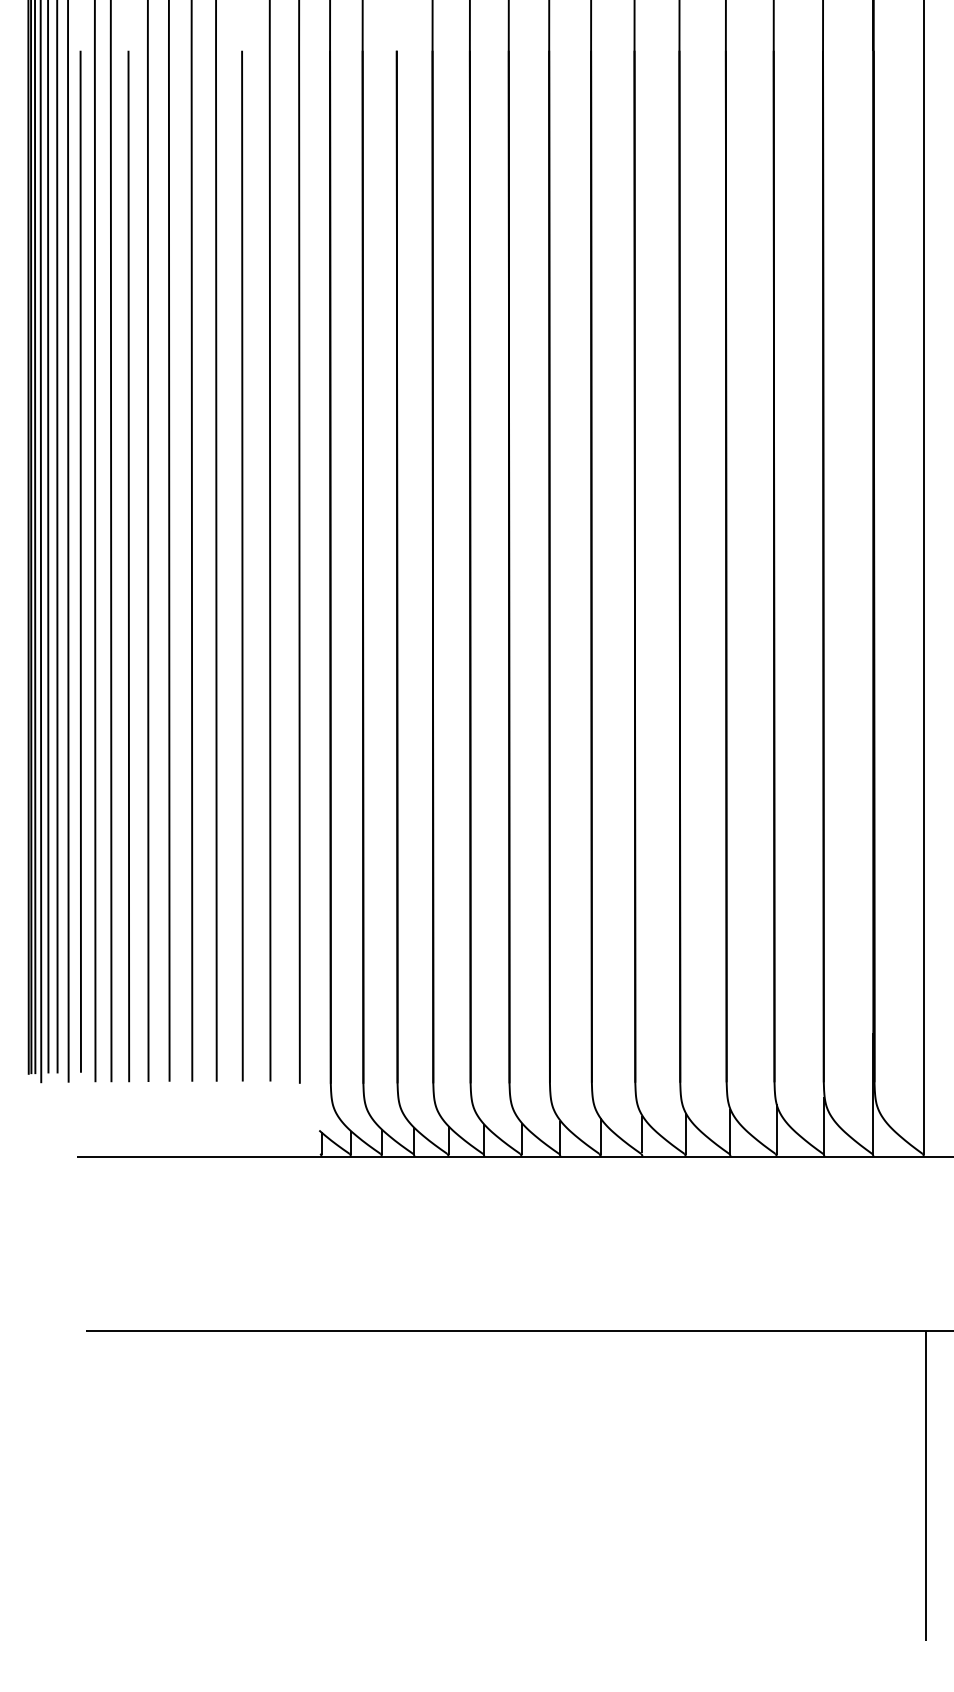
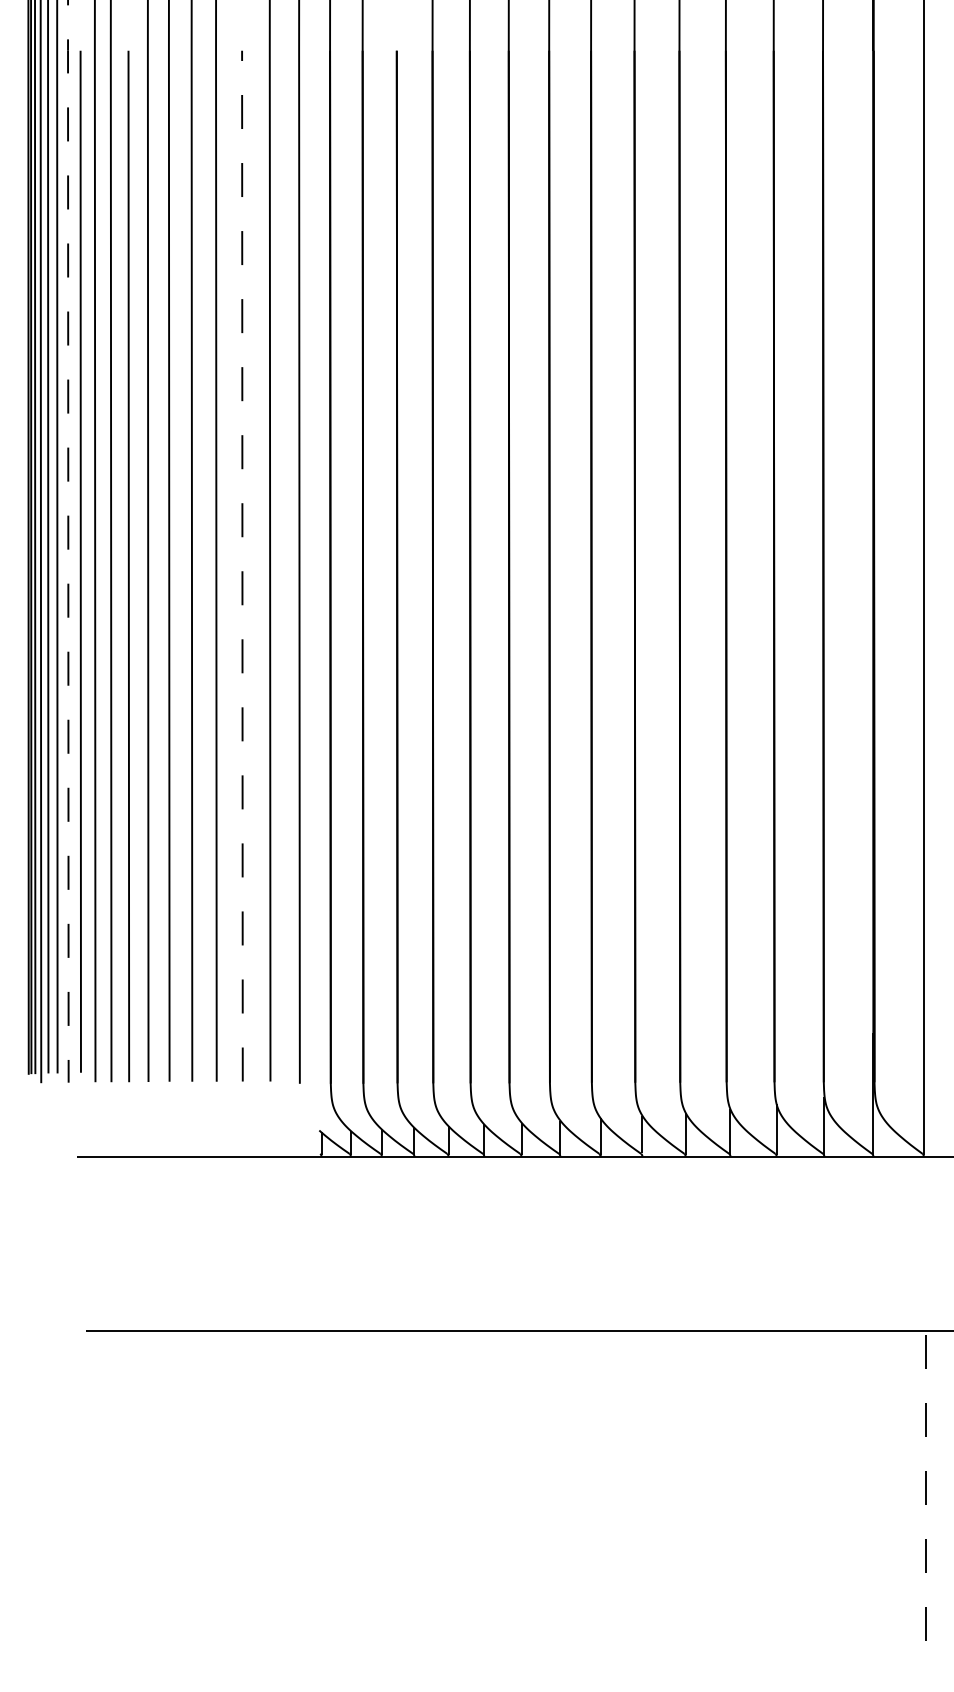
line: solid -> dashed (68, 541)
line: solid -> dashed (242, 565)
line: solid -> dashed (925, 1485)
